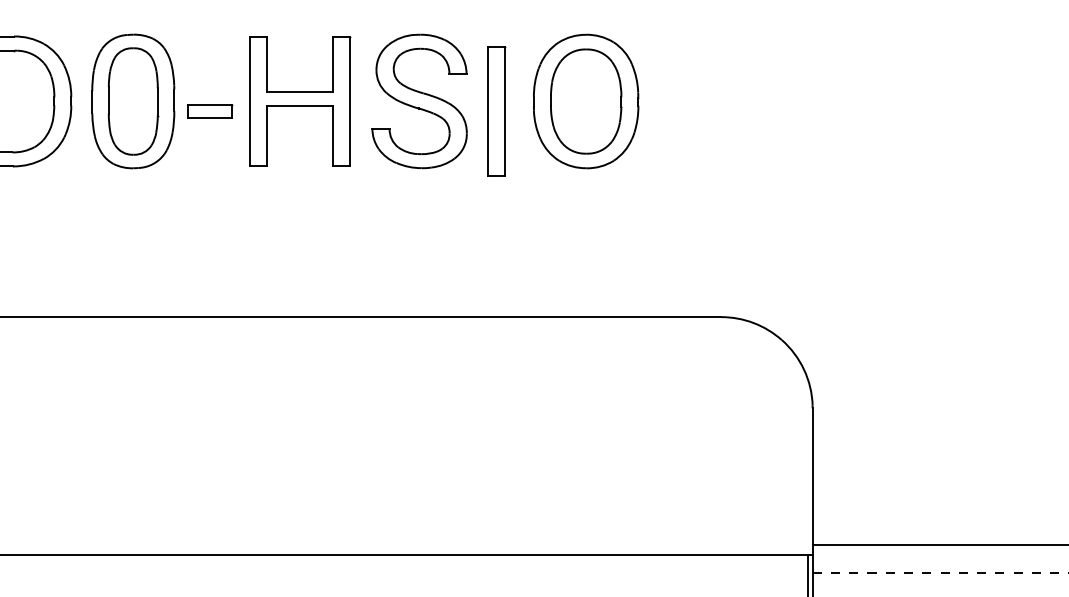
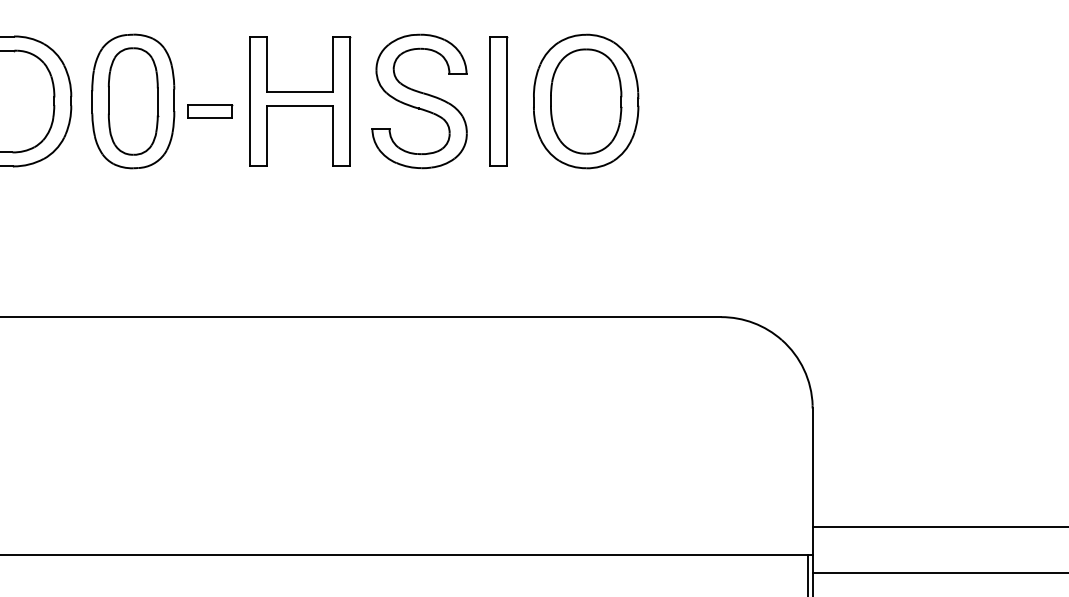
part position: (496, 111) -> (498, 101) (498, 101)
line position: (938, 545) -> (938, 527) (938, 527)
line: dashed -> solid (940, 572)
